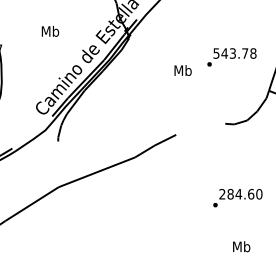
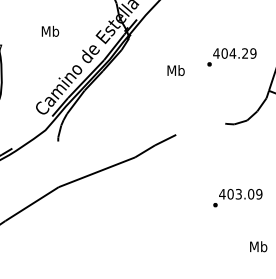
text: 543.78 -> 404.29 (234, 53)
text position: (182, 70) -> (175, 70) (175, 70)
text: 284.60 -> 403.09 (240, 193)
text position: (241, 246) -> (258, 246) (258, 246)
